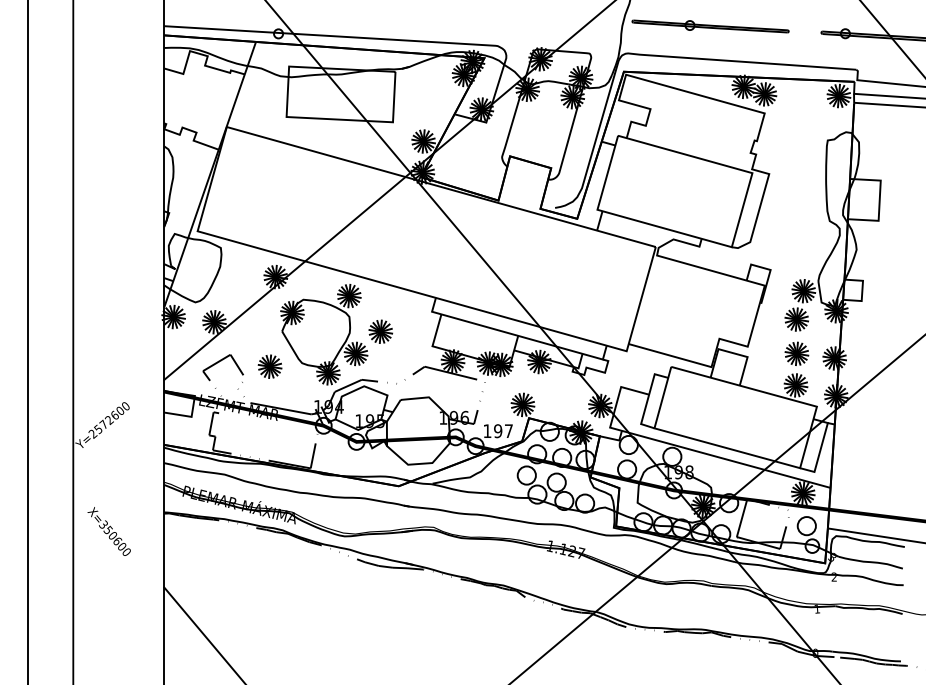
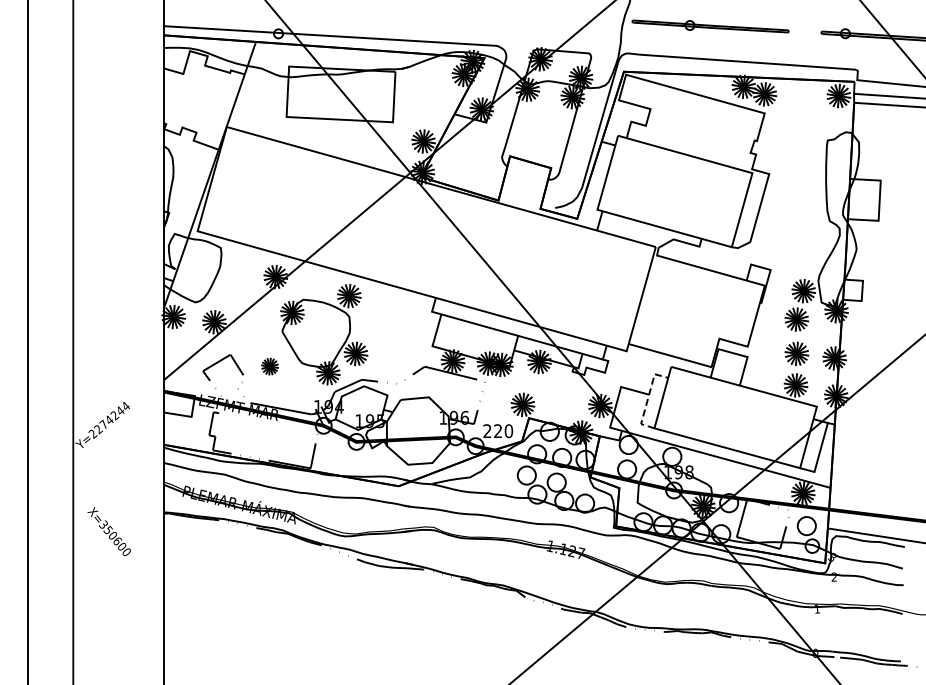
part: present -> none (380, 331)
part size: 26x25 px -> 18x19 px (269, 366)
line: solid -> dashed (647, 399)
text: Y=2572600 -> Y=2274244 (111, 417)
text: 197 -> 220 (498, 431)
line: present -> none (203, 634)
